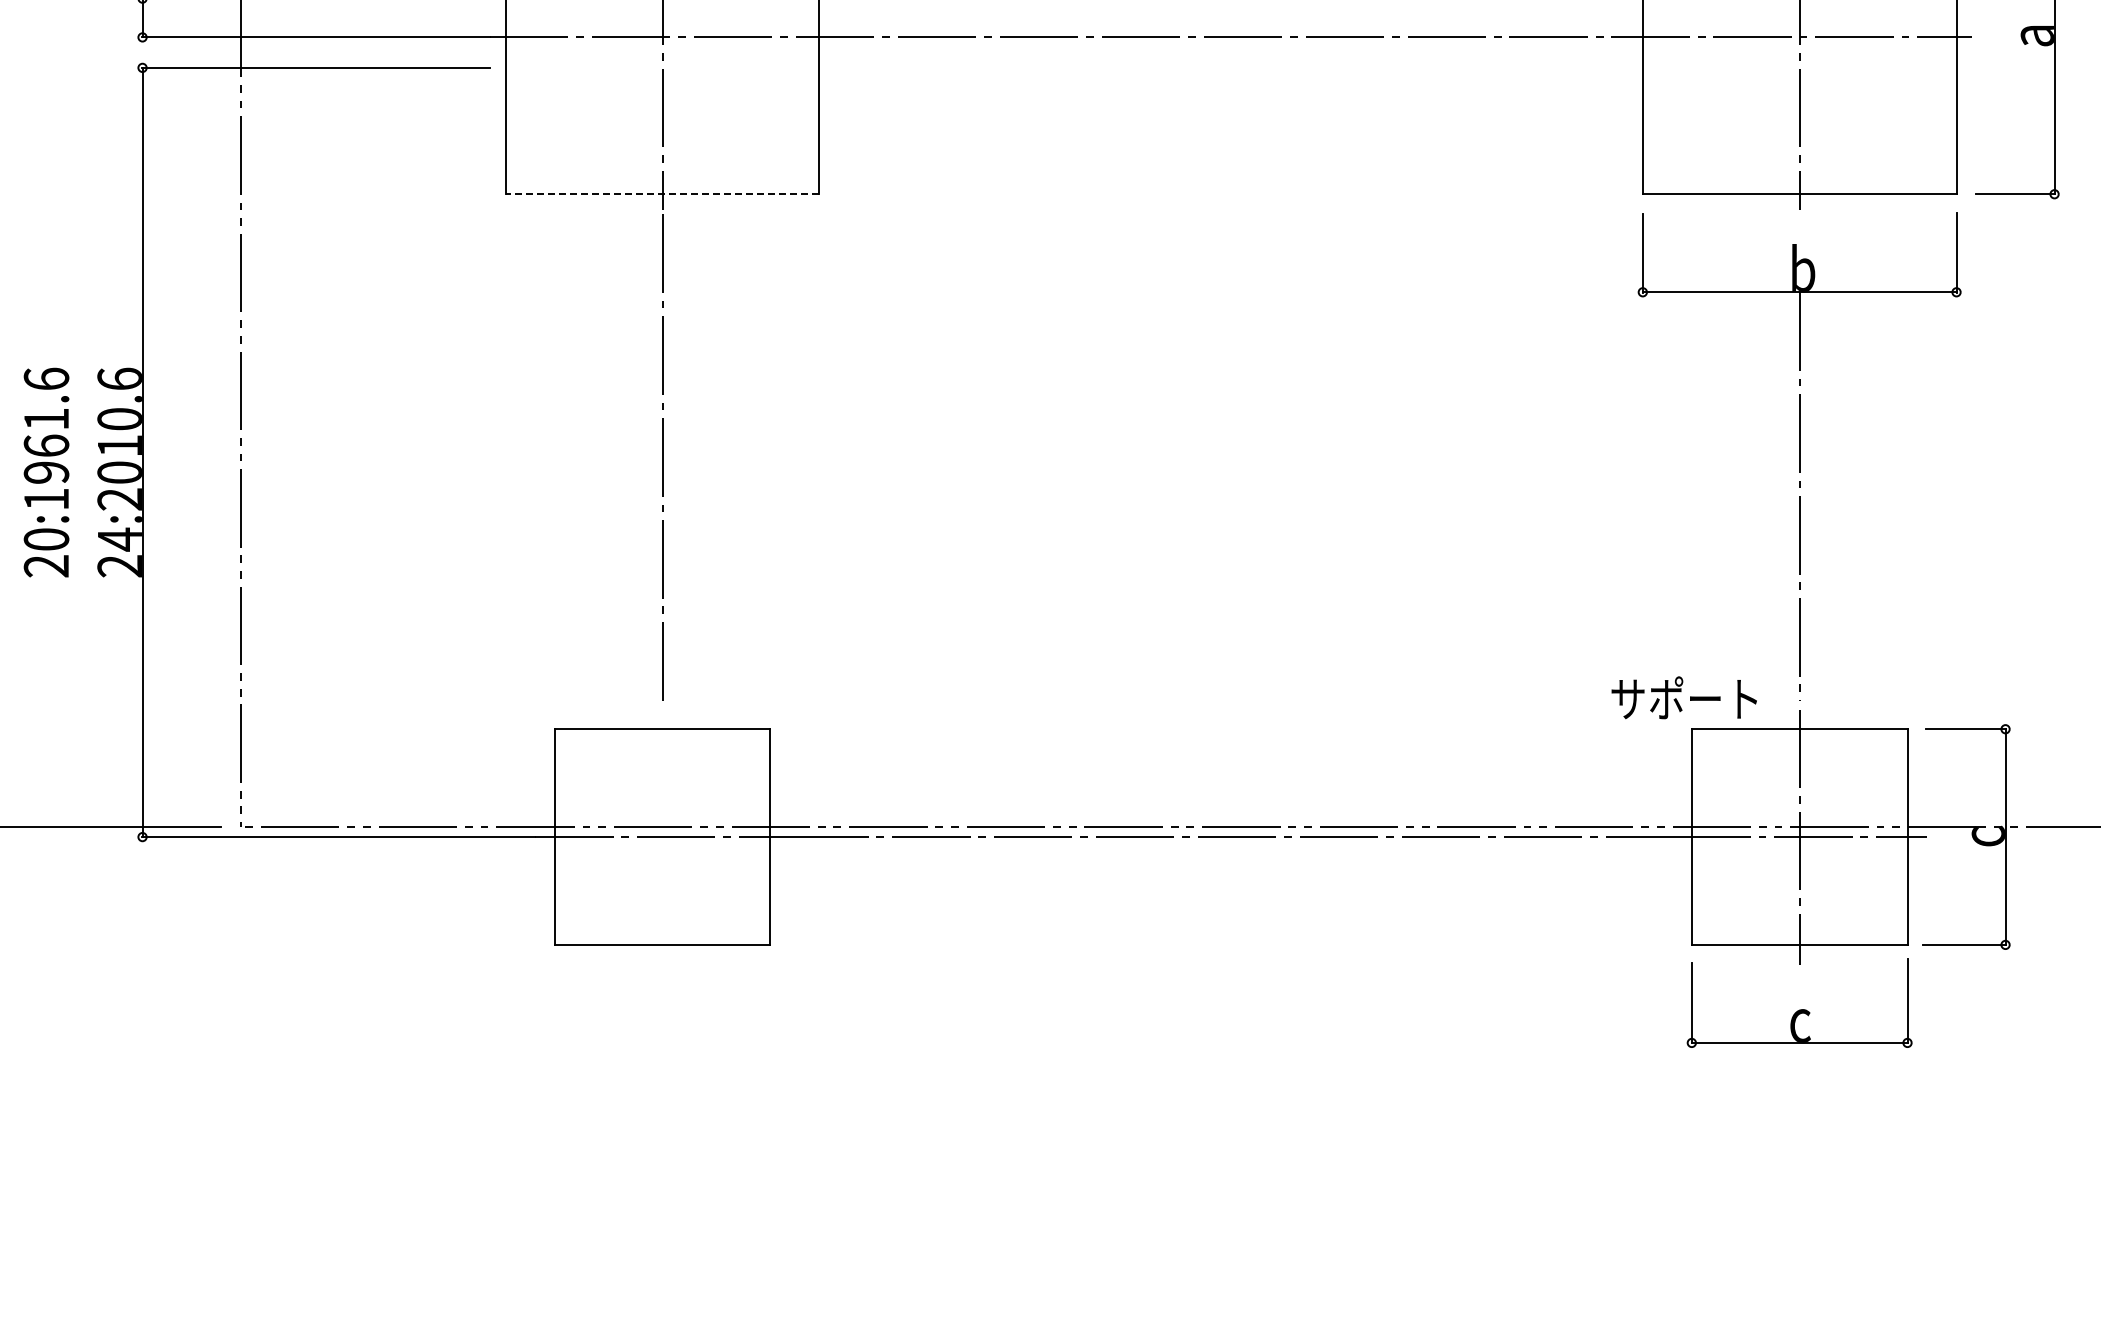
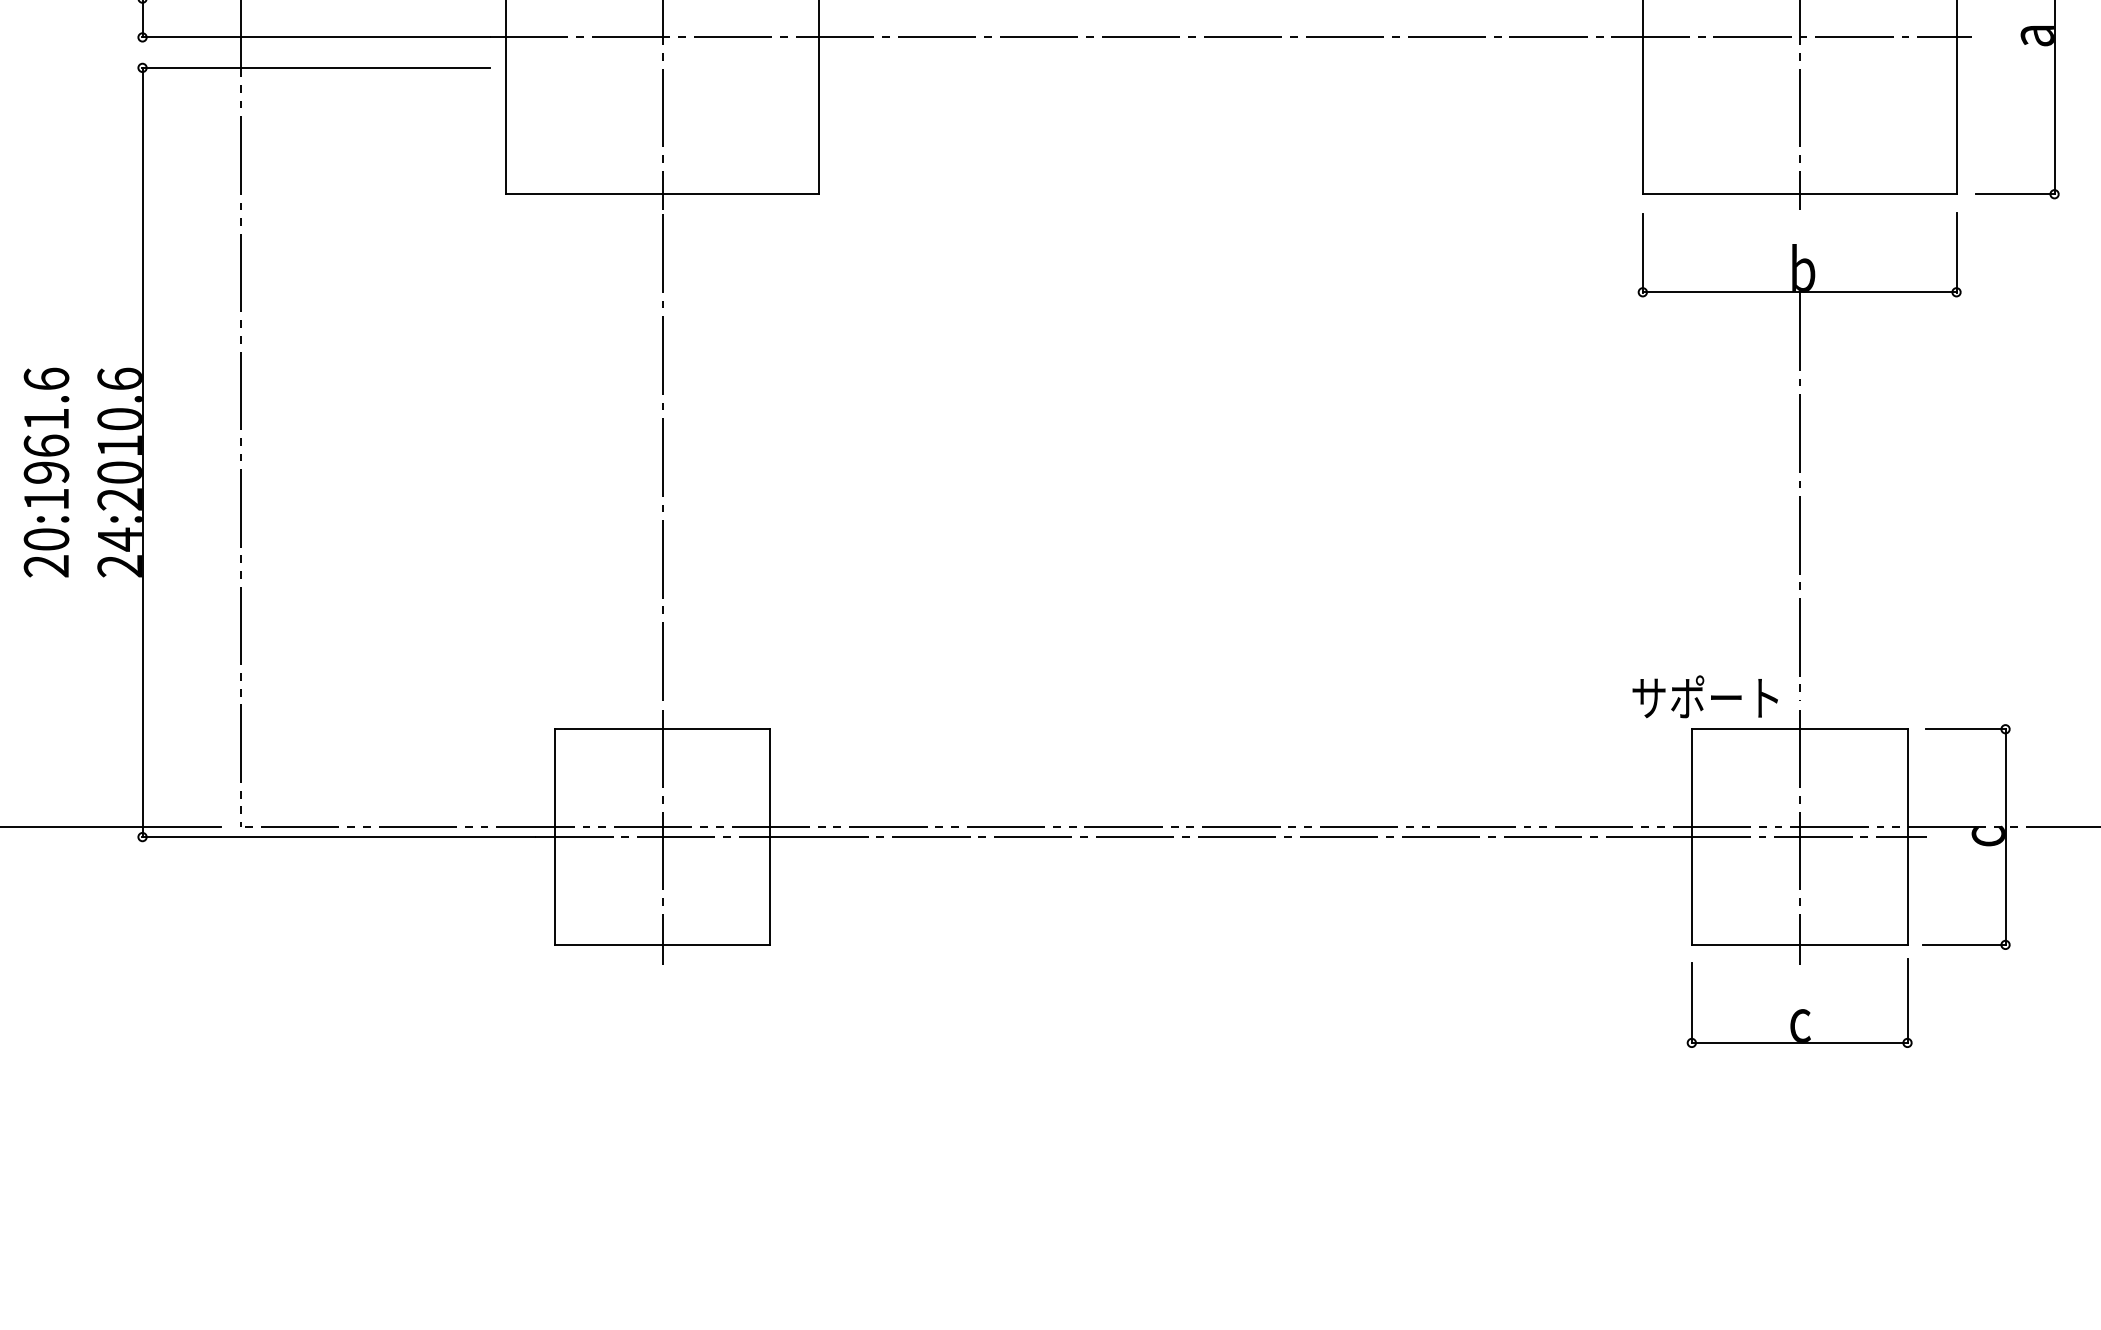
line: dashed -> solid (662, 194)
text position: (1683, 697) -> (1704, 696) (1704, 696)
line: none -> present (662, 836)
